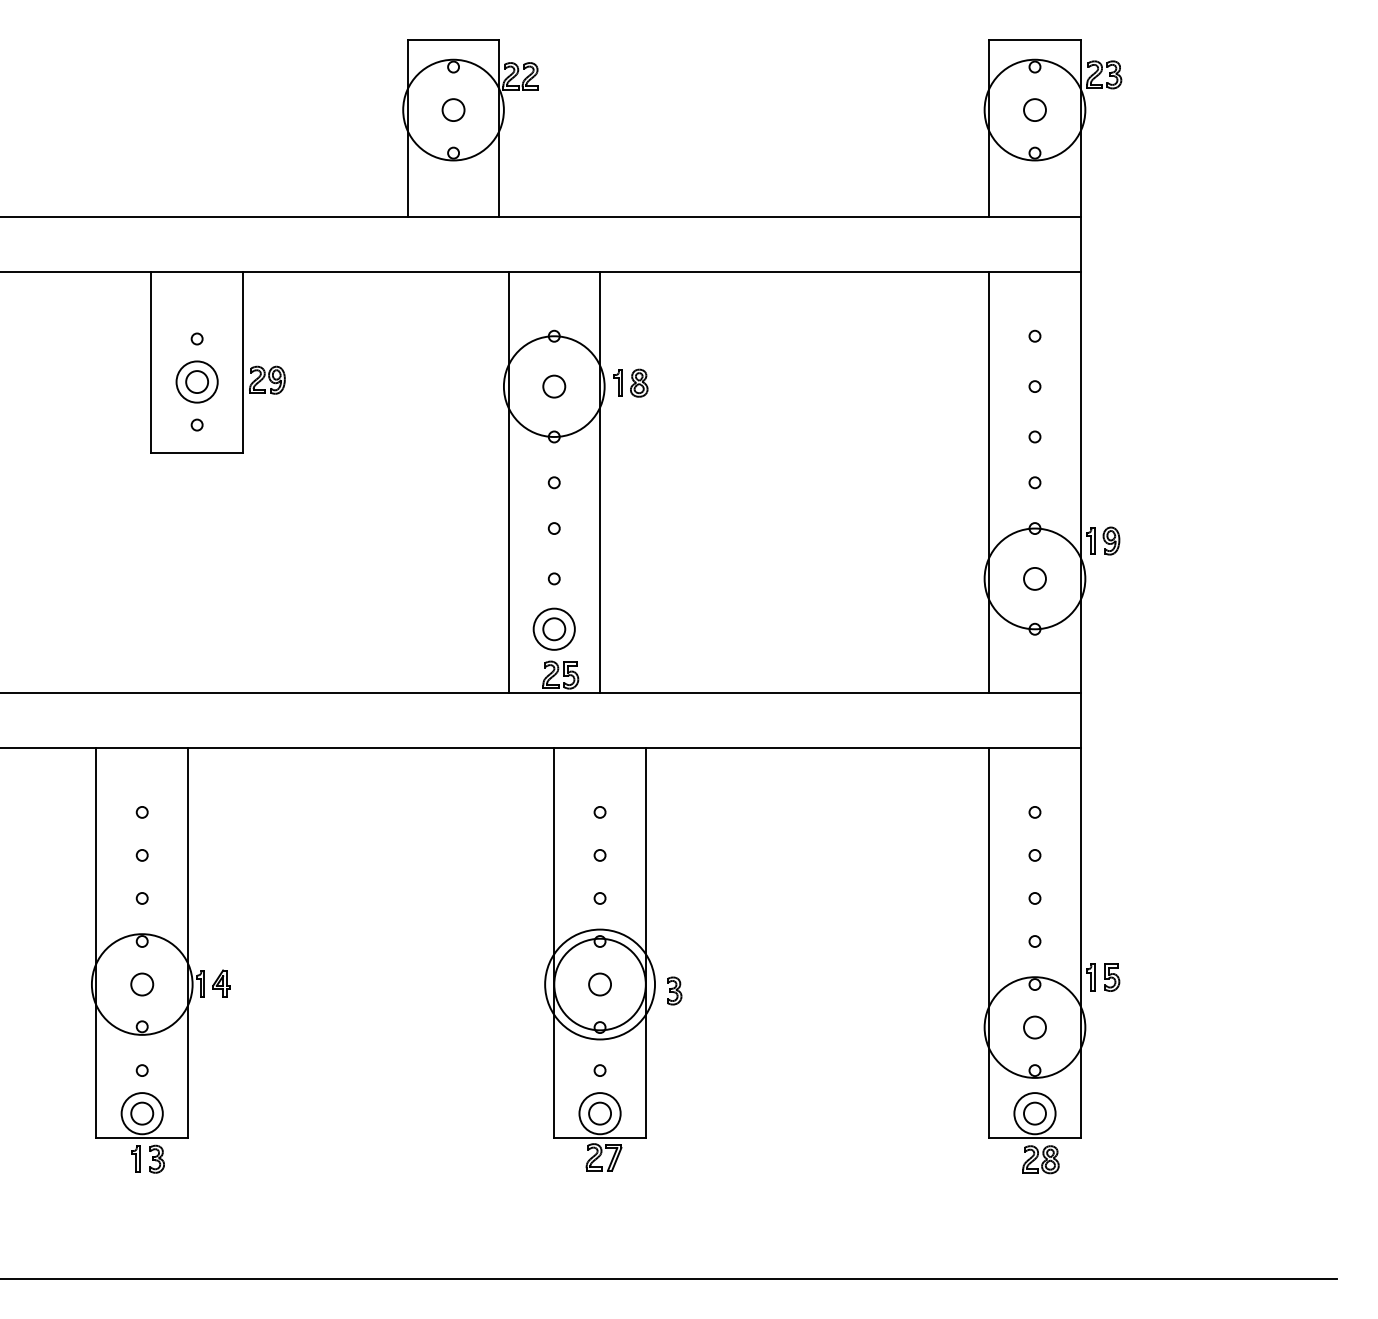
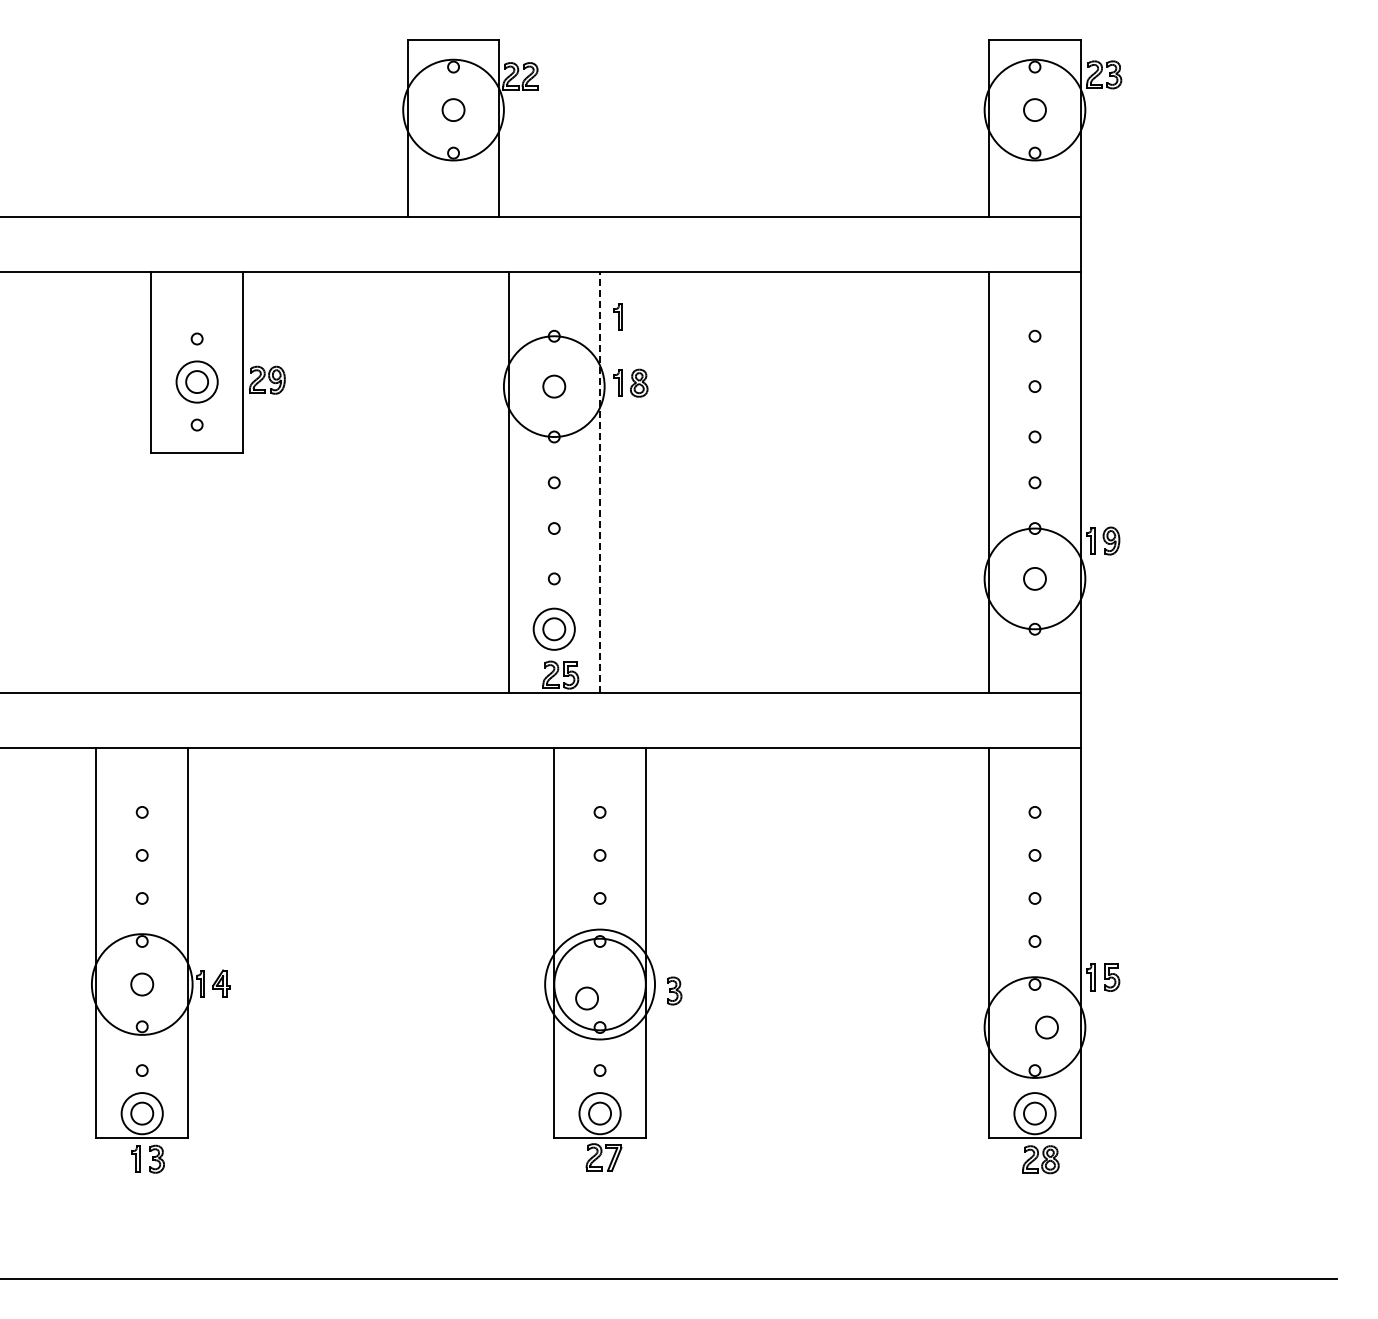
part: none -> present (617, 316)
line: solid -> dashed (600, 482)
circle position: (599, 984) -> (586, 998) (586, 998)
circle position: (1034, 1027) -> (1046, 1027) (1046, 1027)
